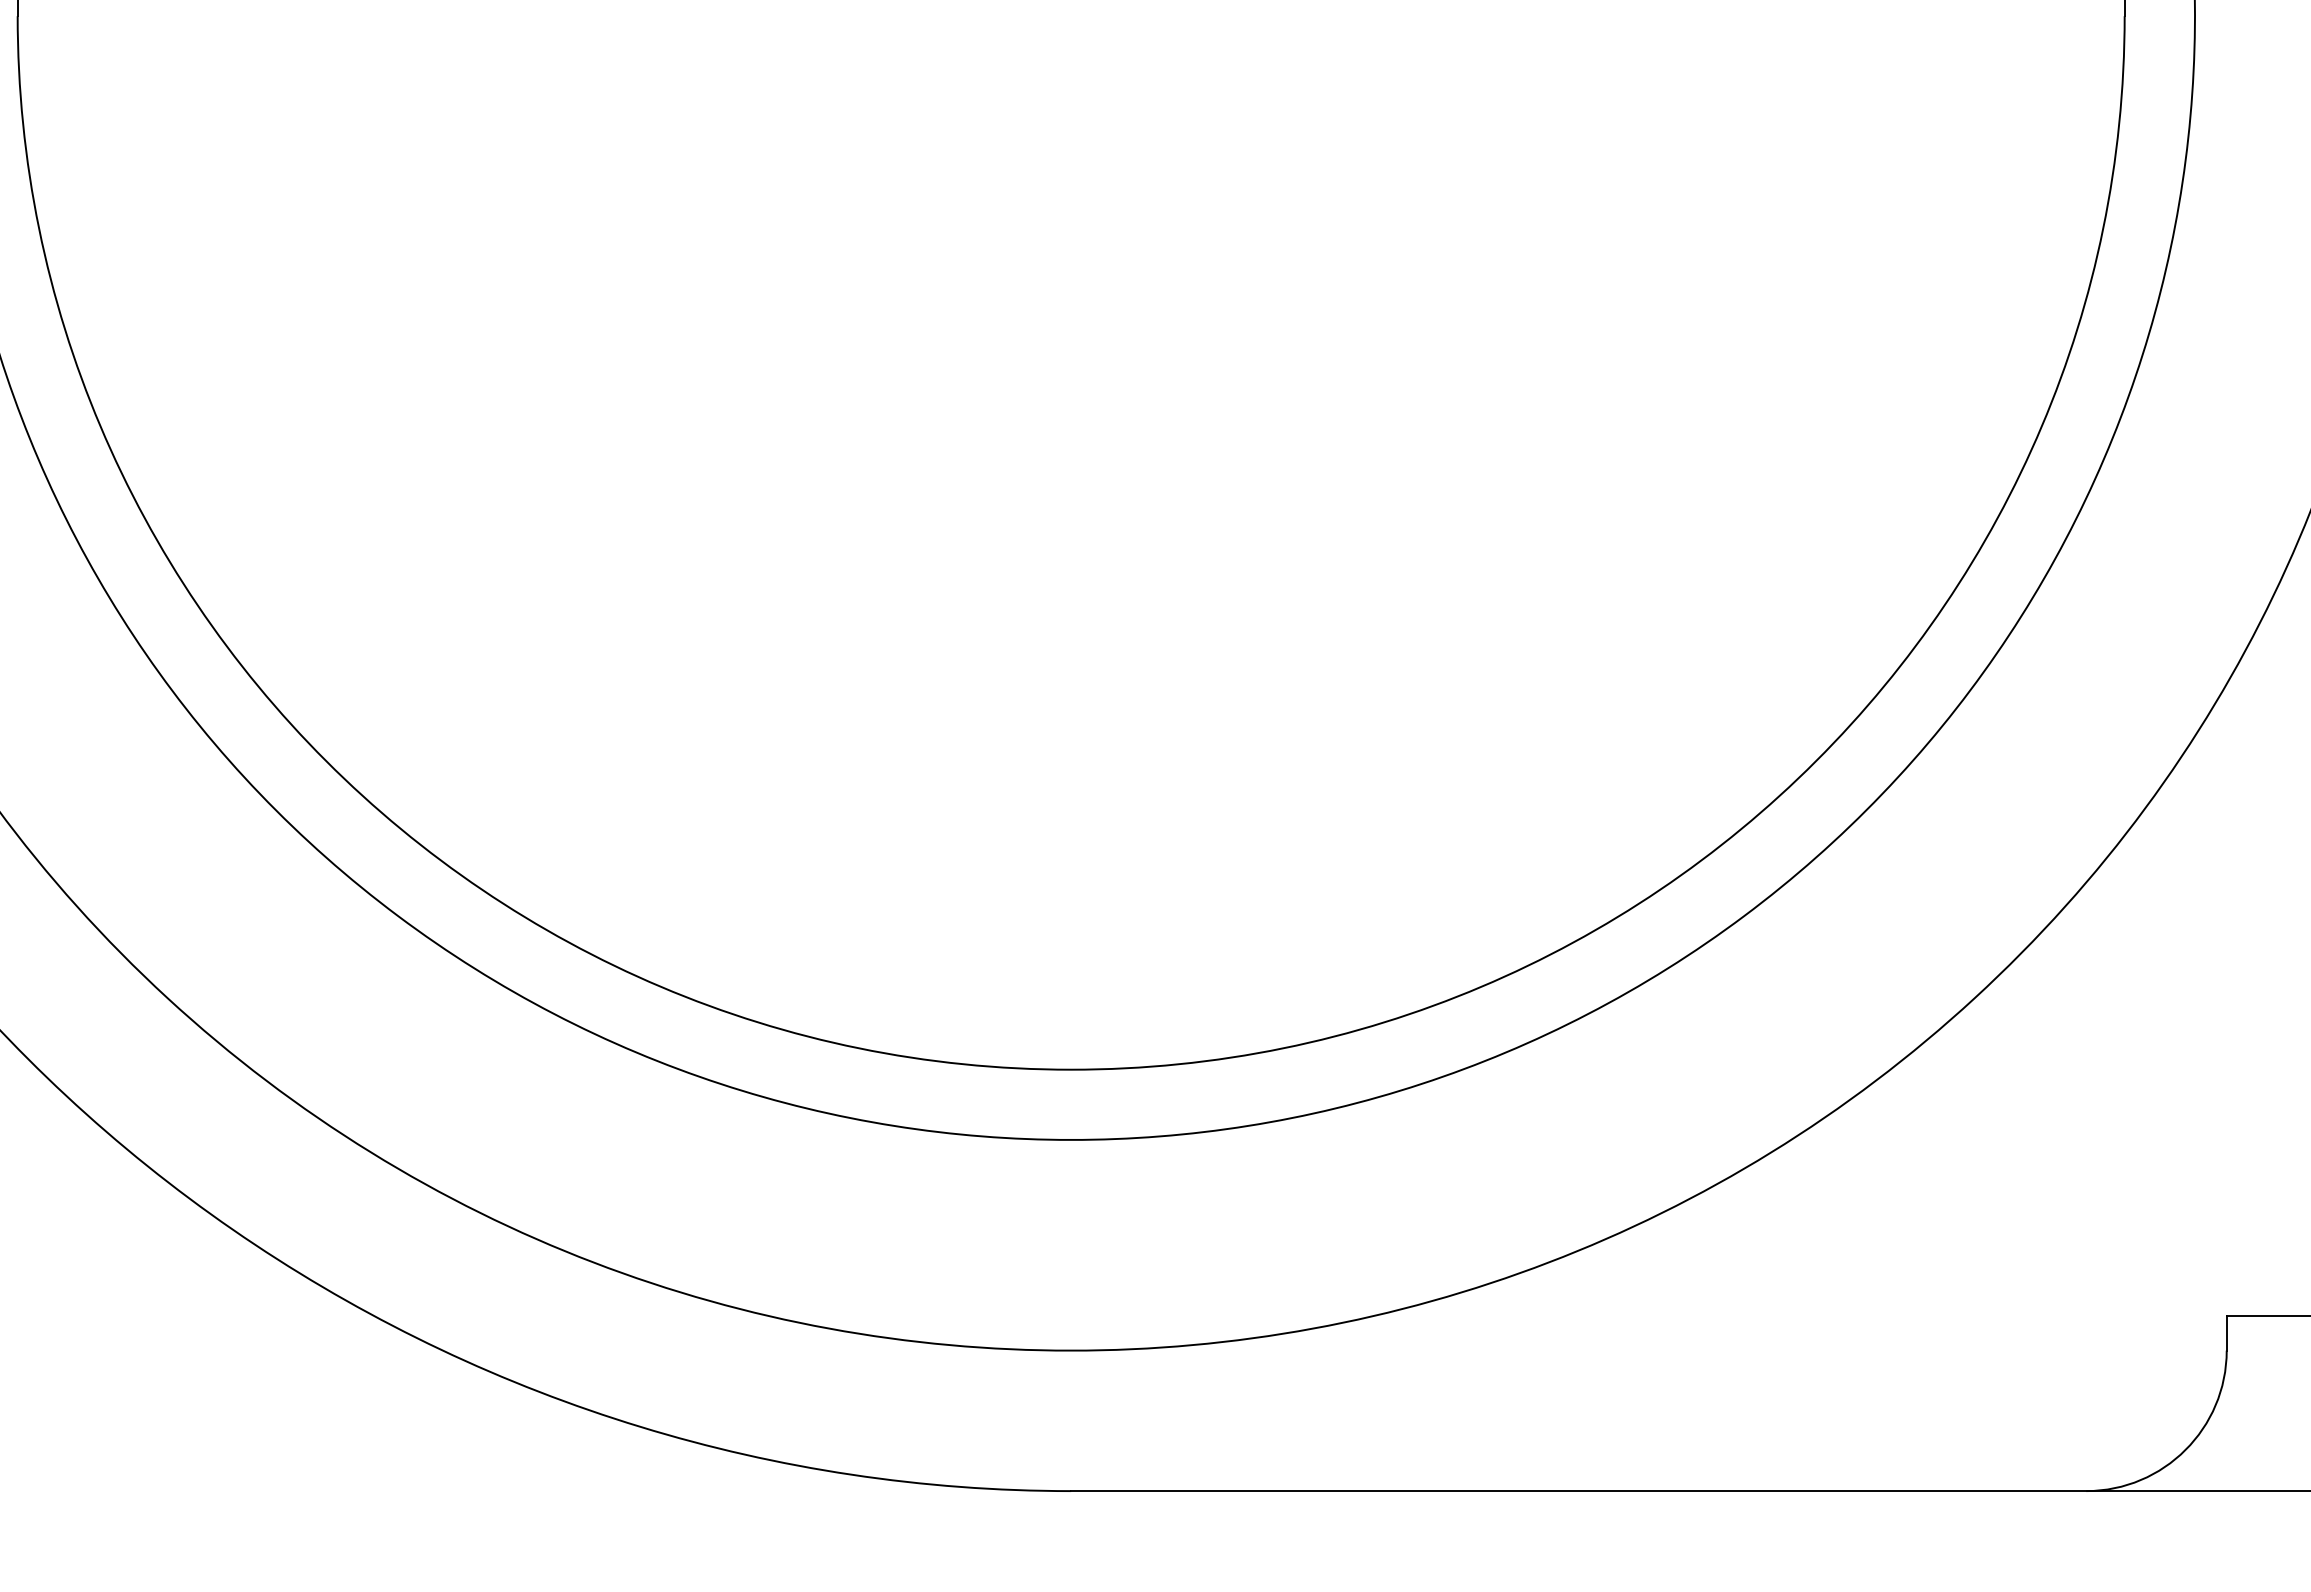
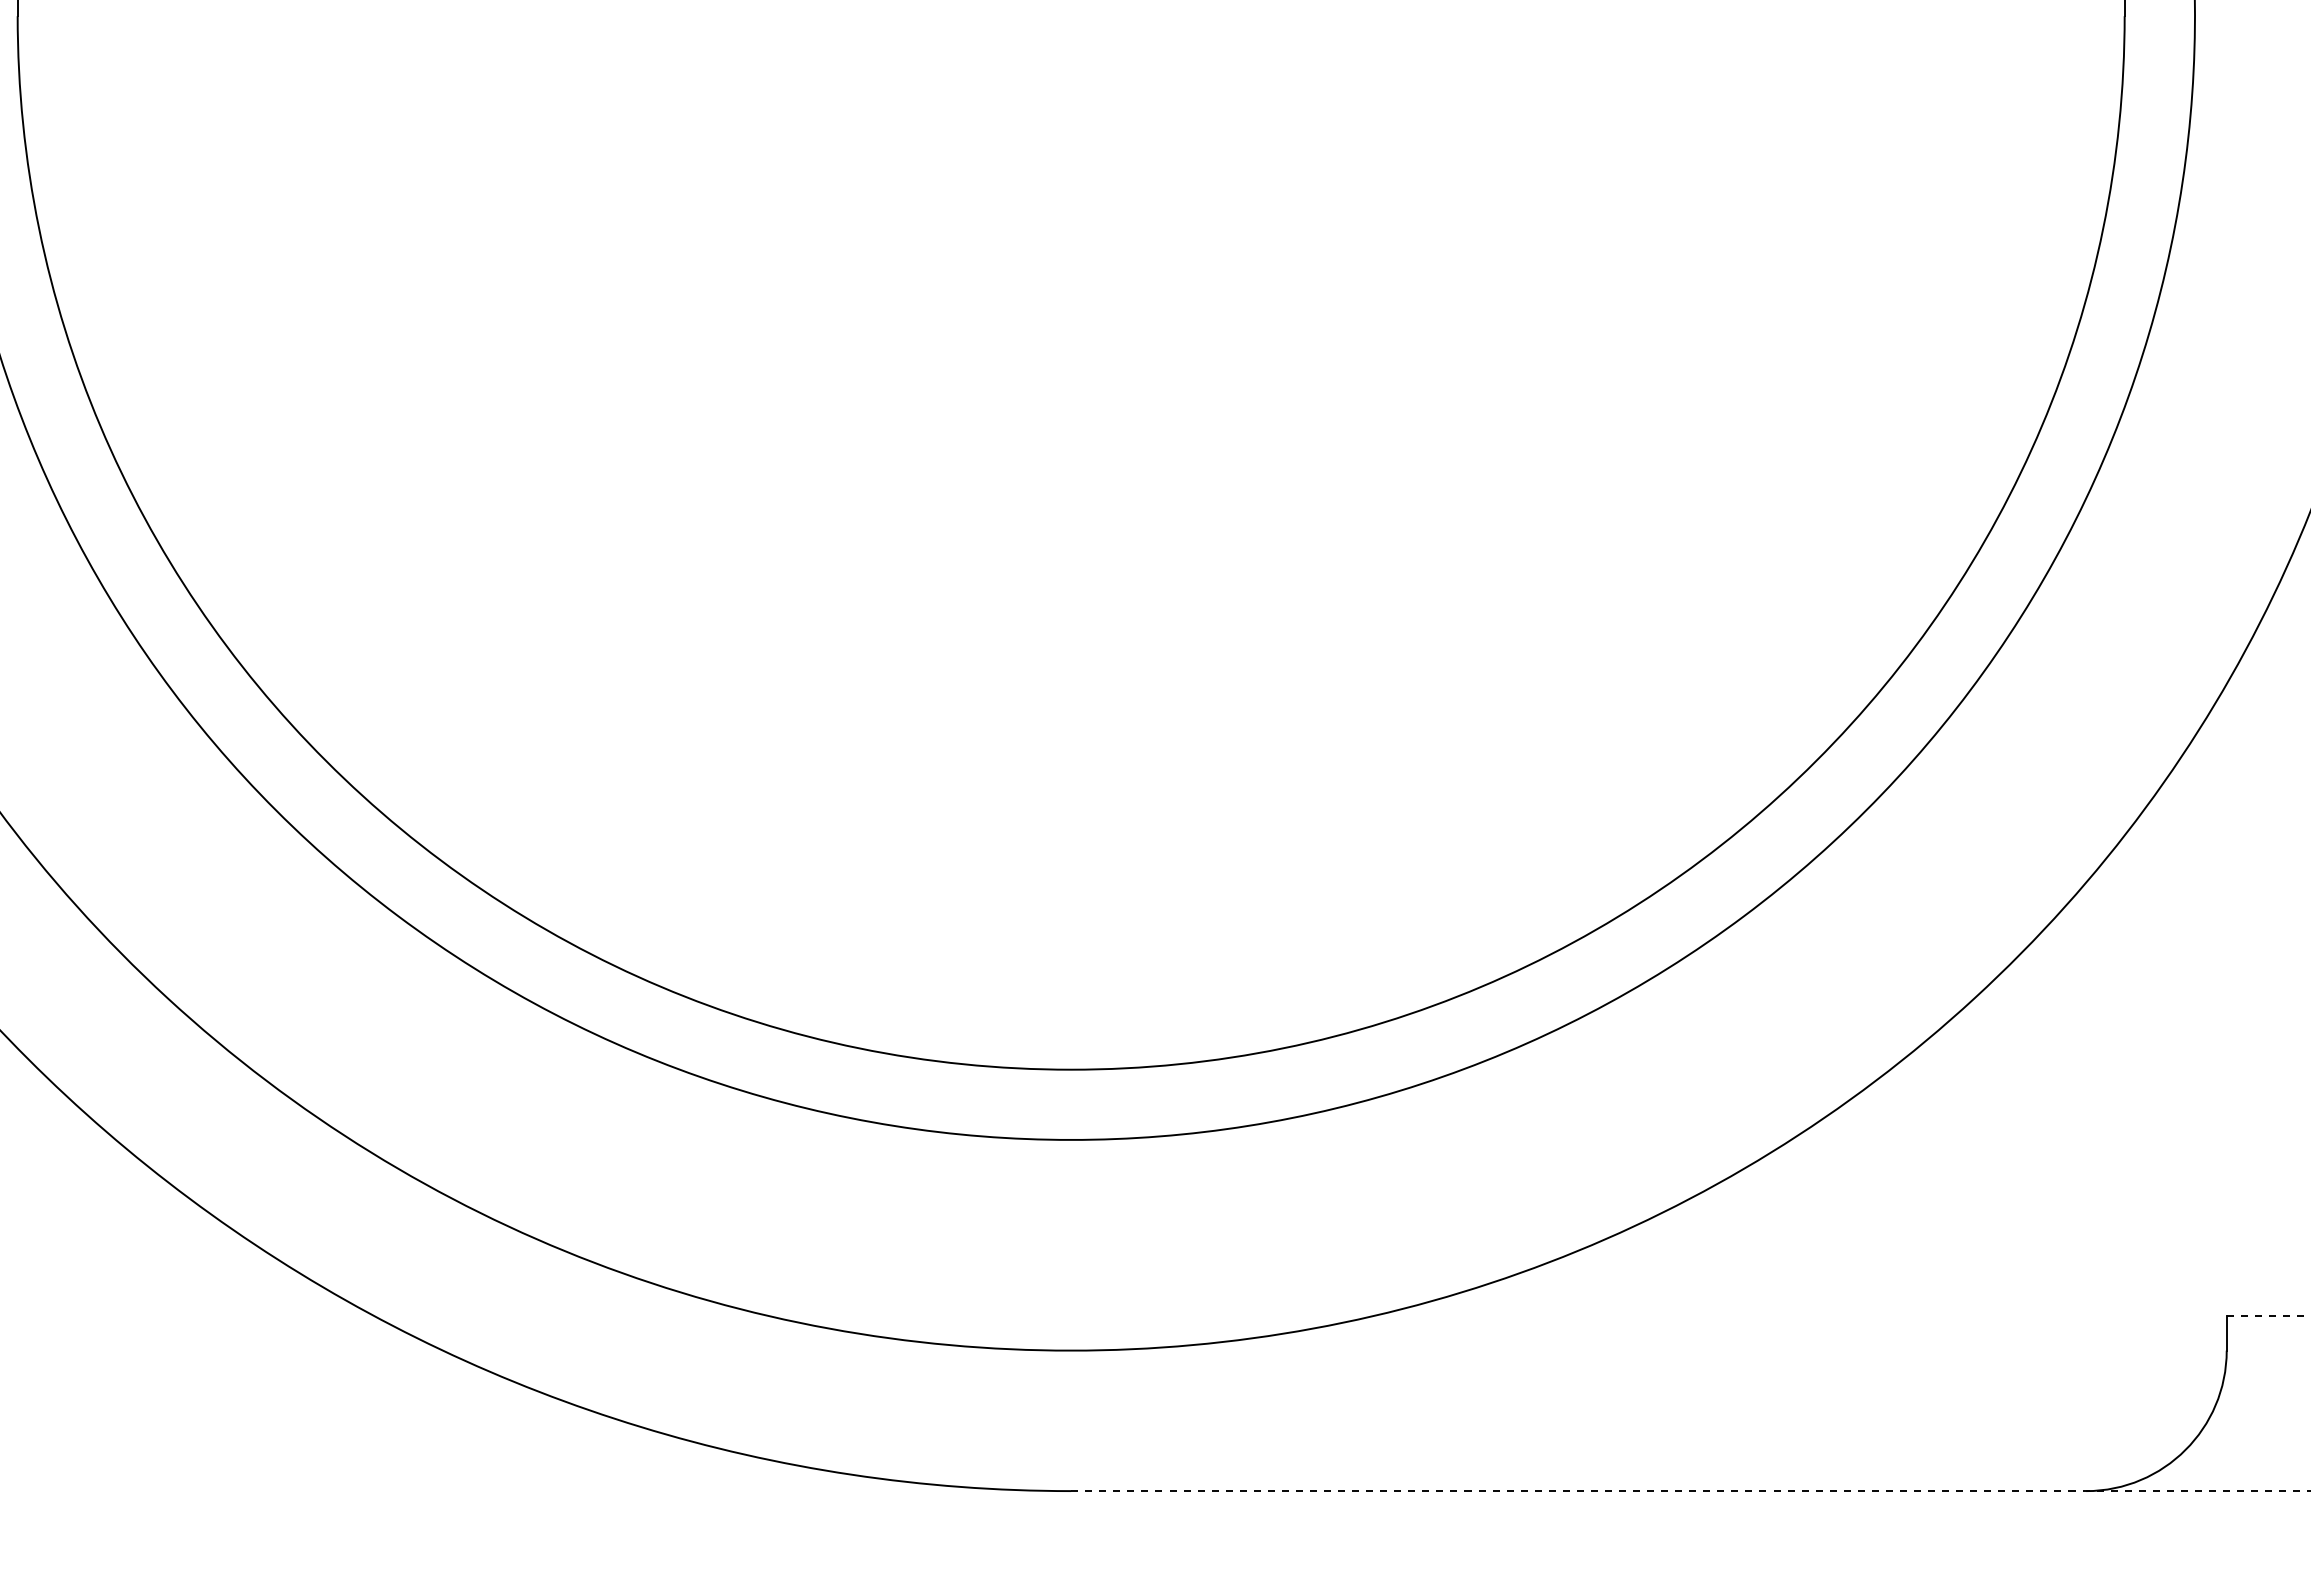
line: solid -> dashed (2268, 1315)
line: solid -> dashed (1690, 1491)
